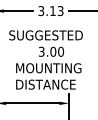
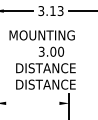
text: SUGGESTED -> MOUNTING (45, 35)
text: MOUNTING -> DISTANCE (49, 68)
line: present -> none (32, 103)
